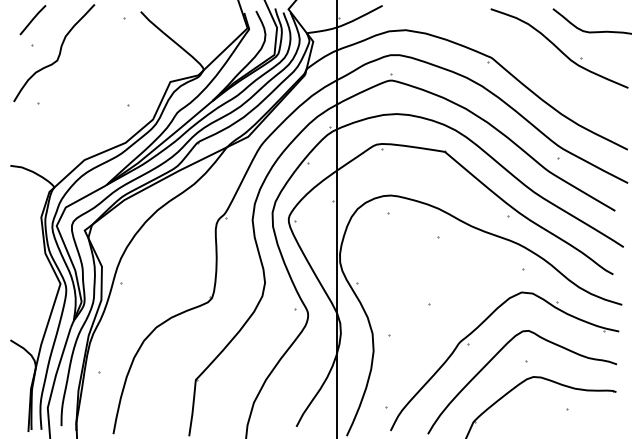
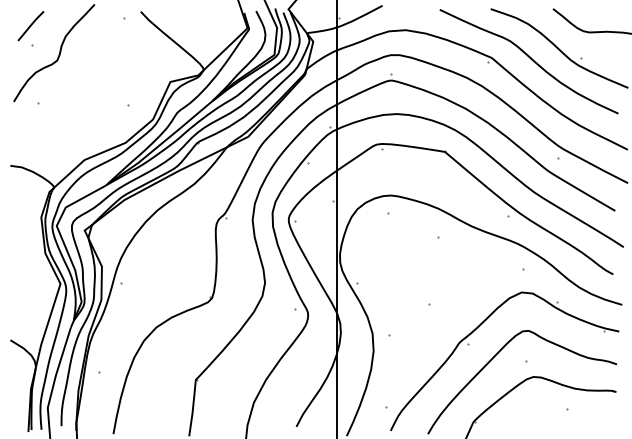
line position: (32, 20) -> (30, 26) (30, 26)
curve: none -> present (530, 59)
